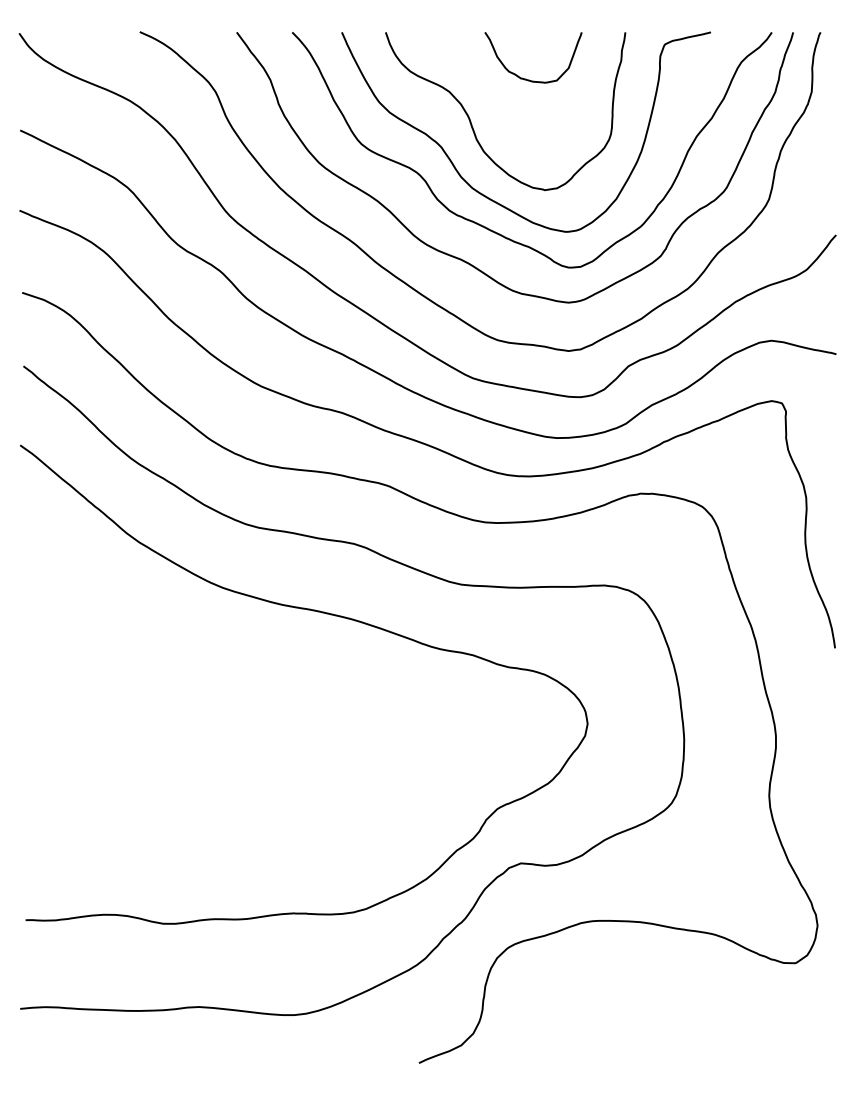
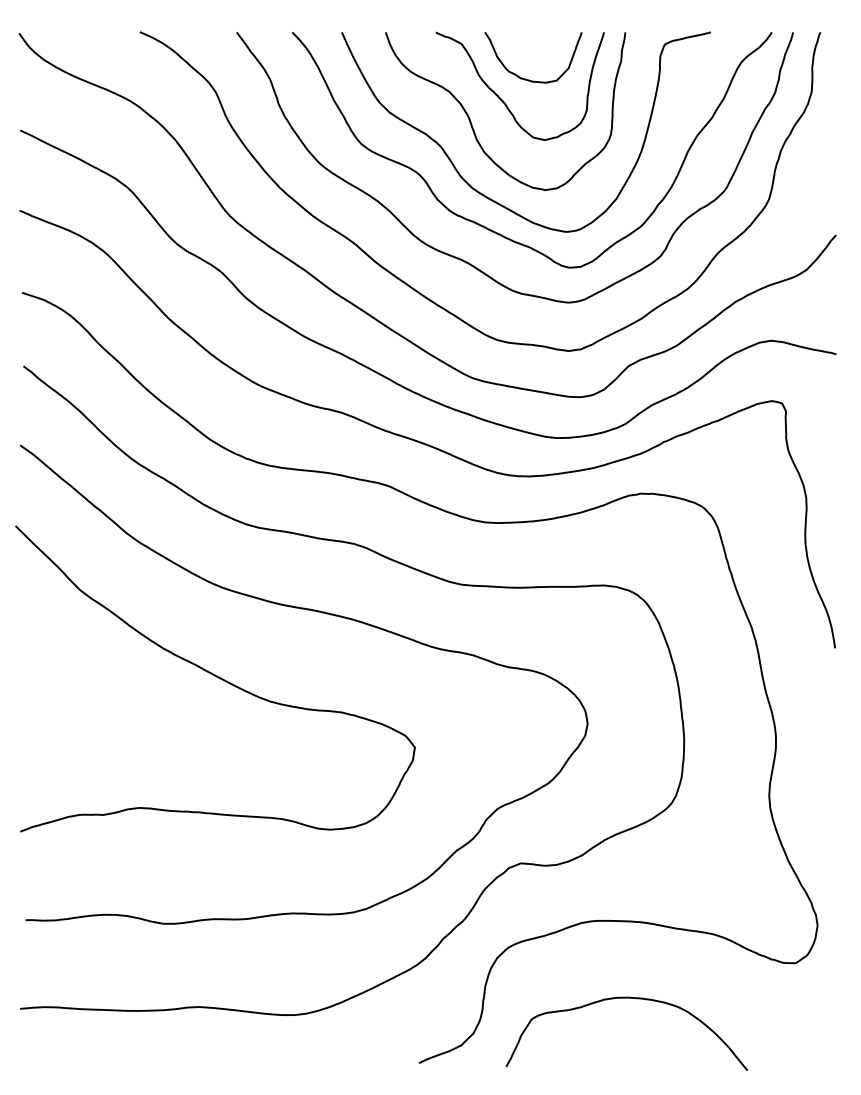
curve: none -> present (503, 100)
curve: none -> present (216, 677)
curve: none -> present (626, 998)
